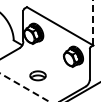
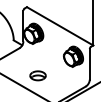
line: dashed -> solid (93, 22)
line: dashed -> solid (24, 87)
